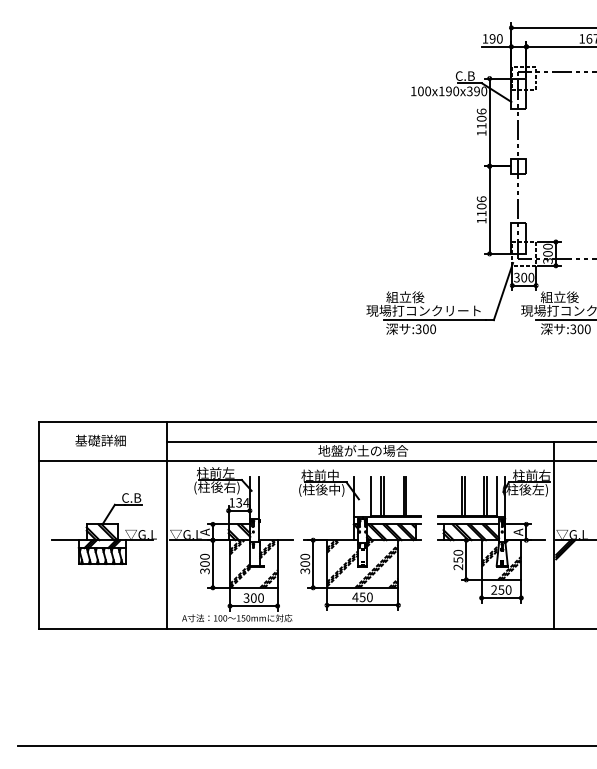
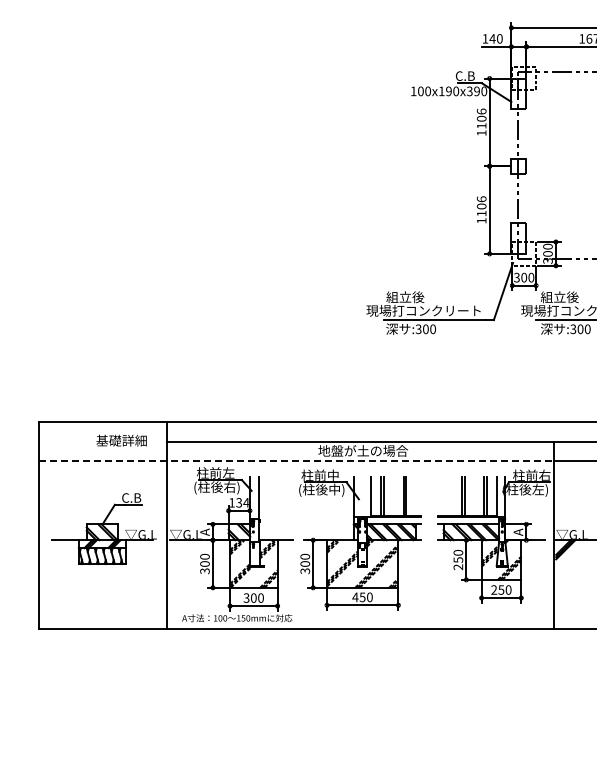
text: 190 -> 140 (492, 38)
text position: (100, 440) -> (121, 440) (121, 440)
line: solid -> dashed (296, 460)
line: present -> none (305, 745)
